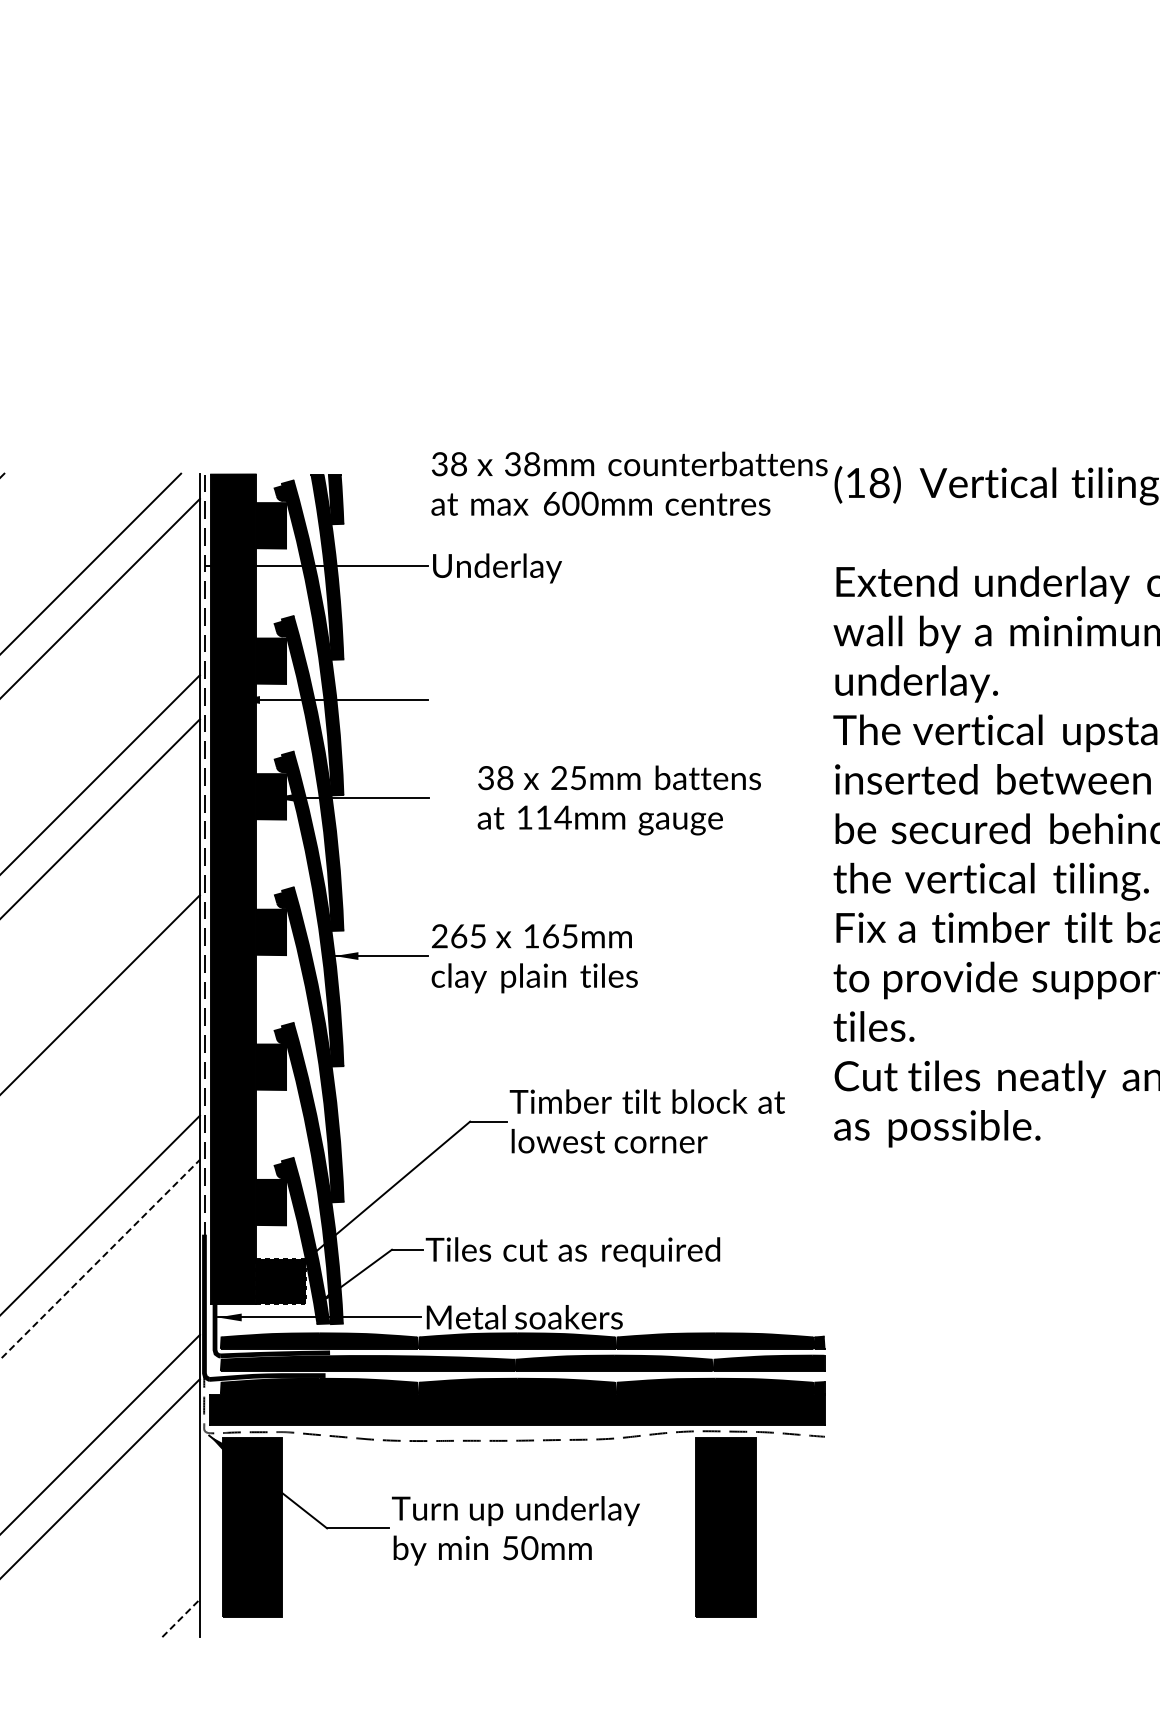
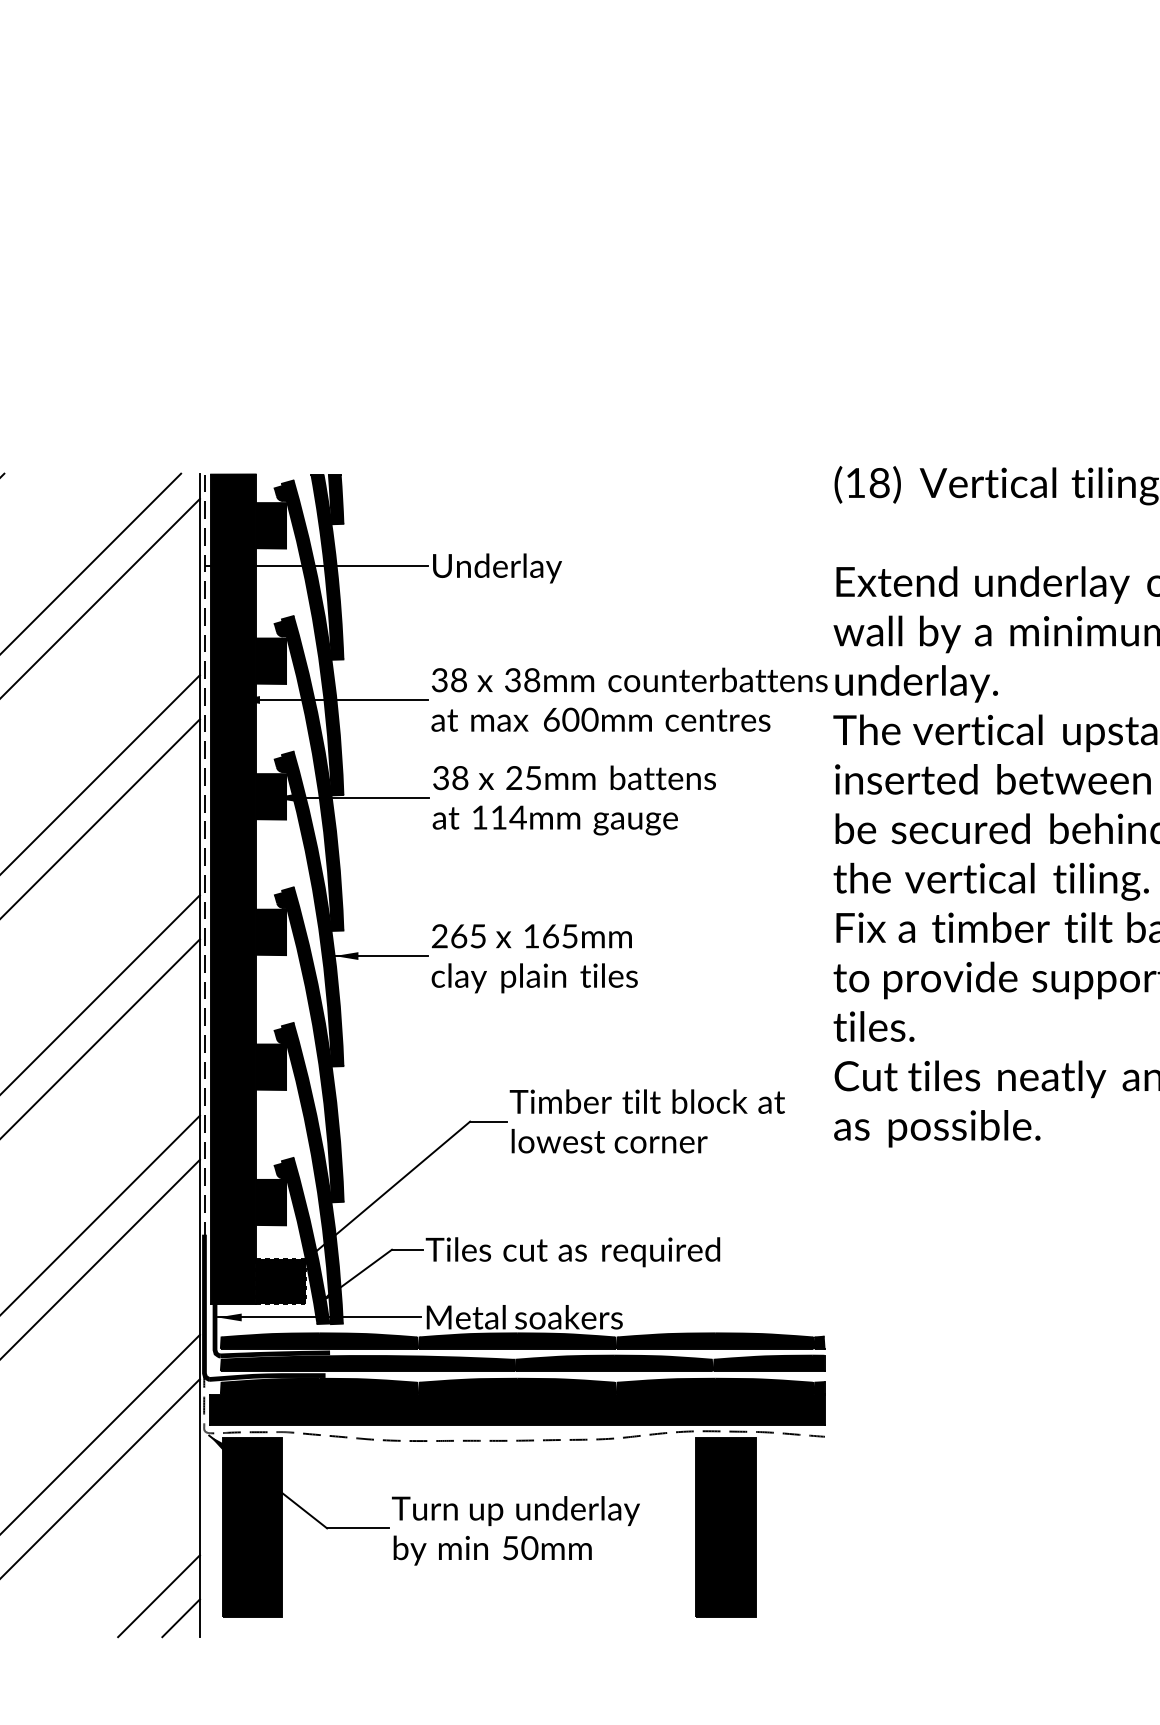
text position: (629, 483) -> (629, 699) (629, 699)
text position: (618, 800) -> (573, 800) (573, 800)
line: none -> present (100, 1037)
line: dashed -> solid (100, 1259)
line: none -> present (158, 1596)
line: dashed -> solid (181, 1618)
